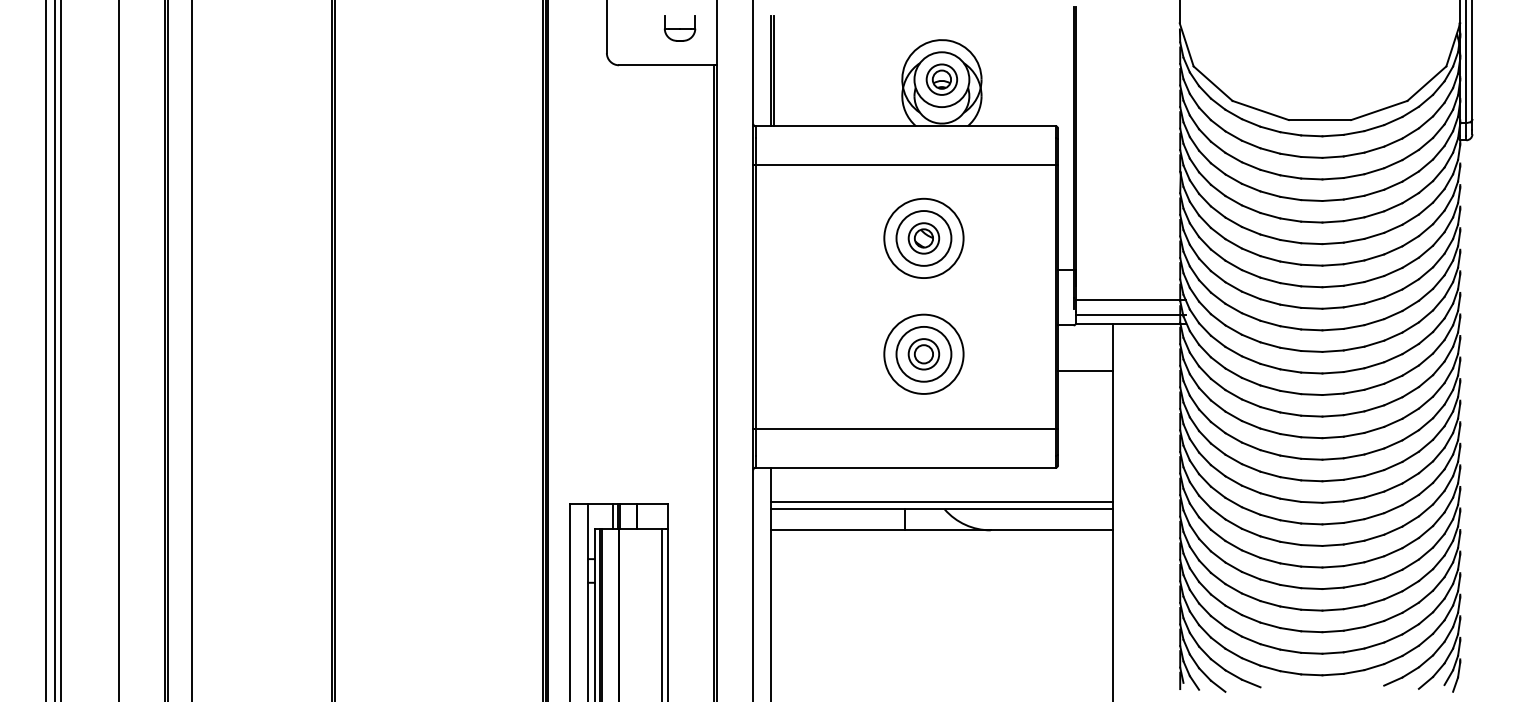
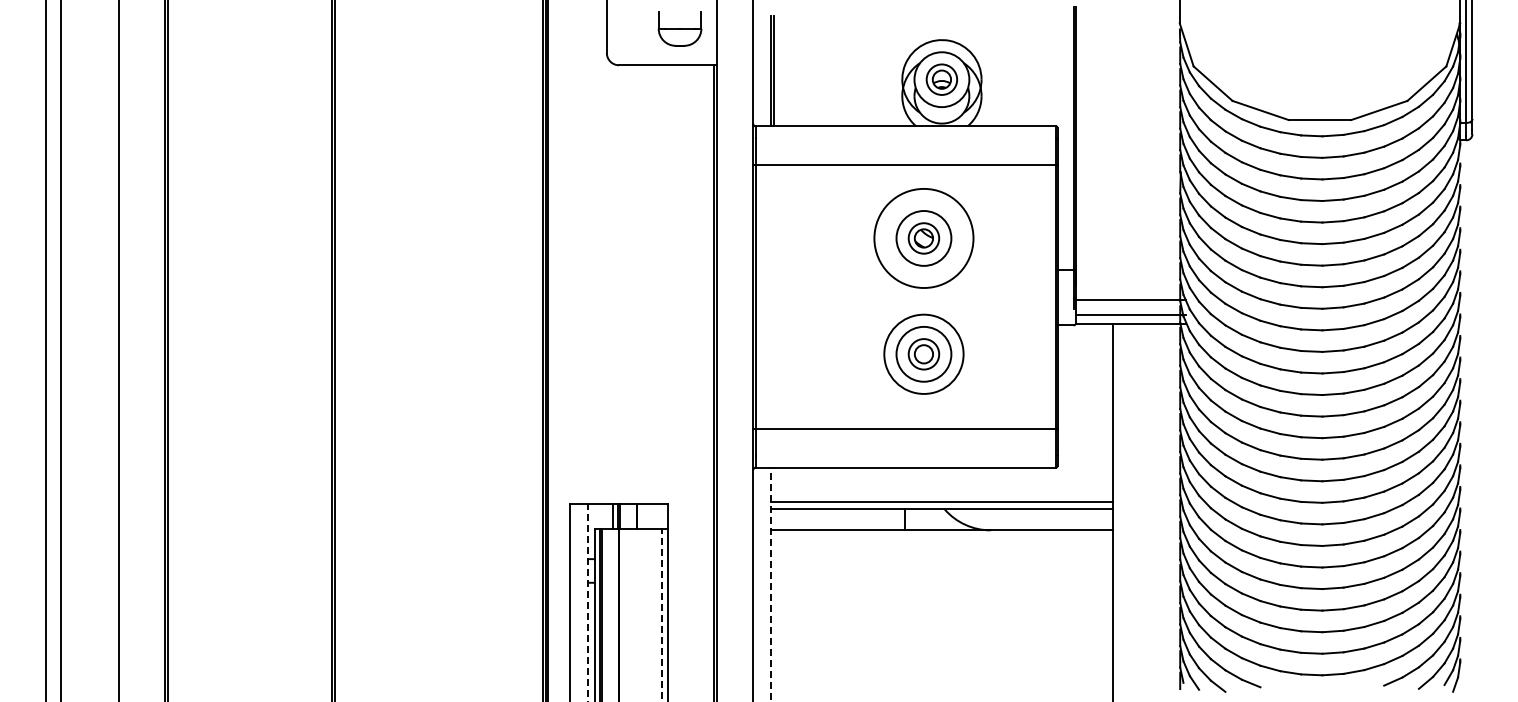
part size: 34x27 px -> 46x36 px (679, 28)
circle diameter: 79 px -> 99 px (923, 238)
line: present -> none (54, 350)
line: present -> none (192, 350)
line: present -> none (1085, 370)
line: solid -> dashed (771, 584)
line: solid -> dashed (588, 602)
line: solid -> dashed (661, 614)
